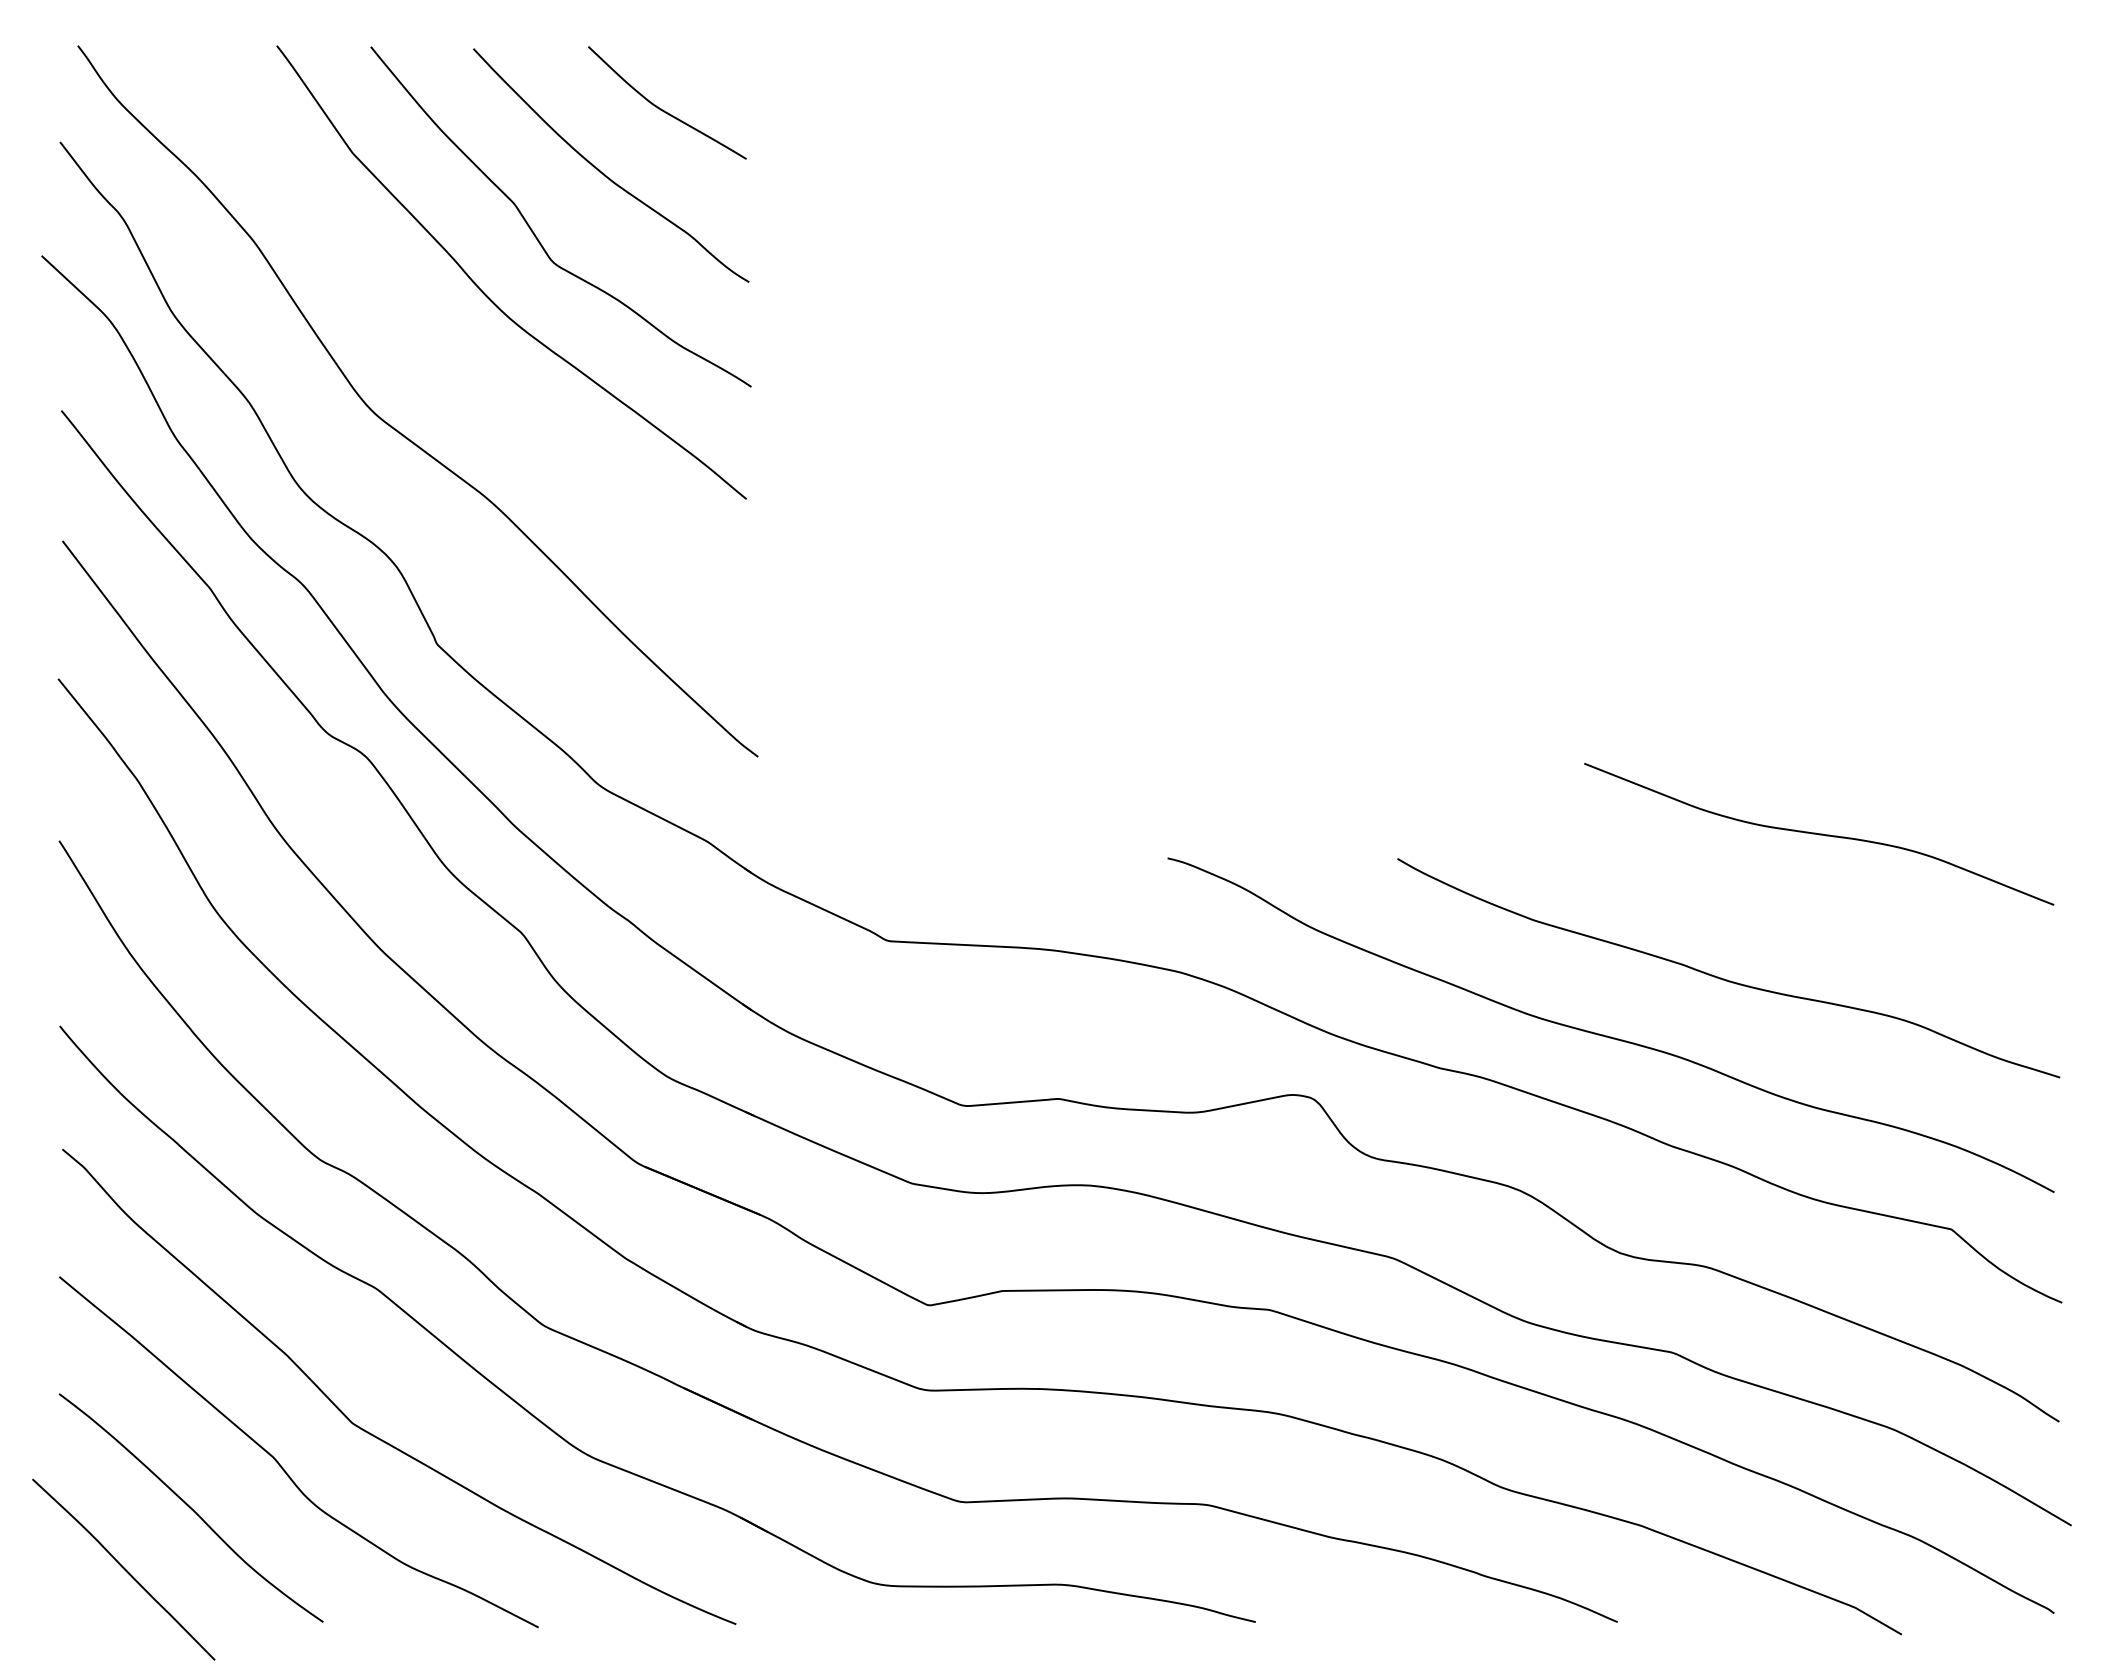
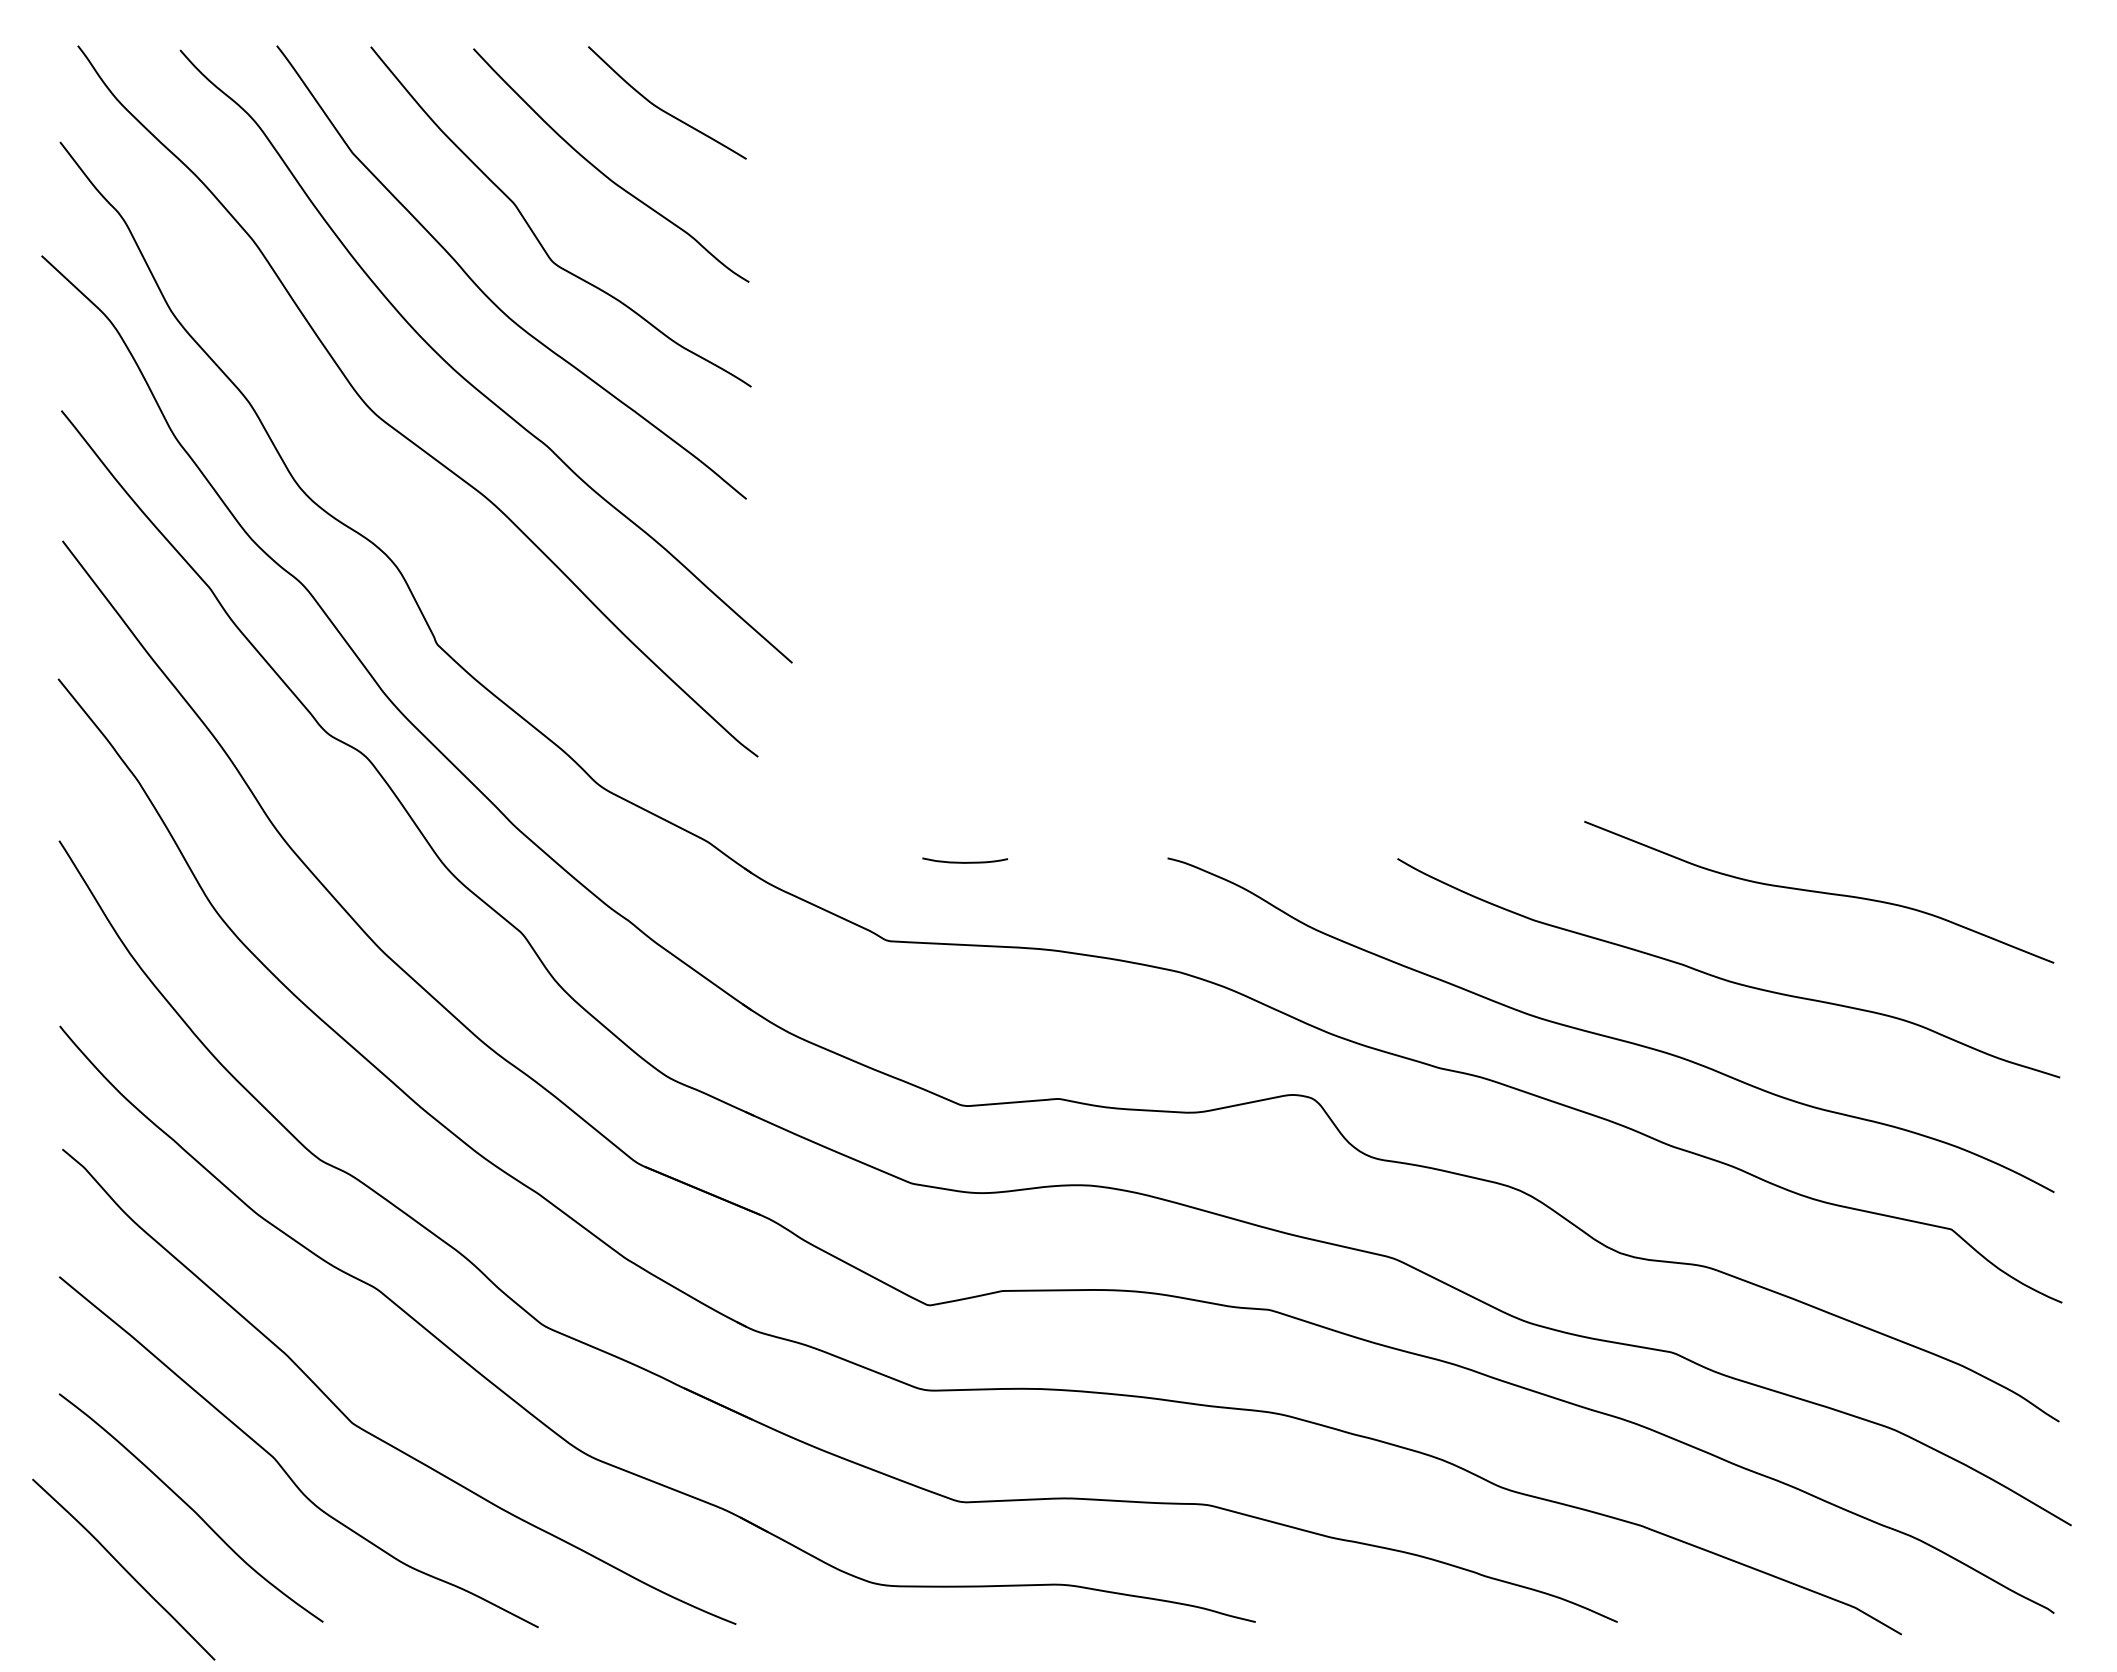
curve: none -> present (469, 381)
curve position: (1819, 834) -> (1819, 892) (1819, 892)
curve: none -> present (965, 862)
